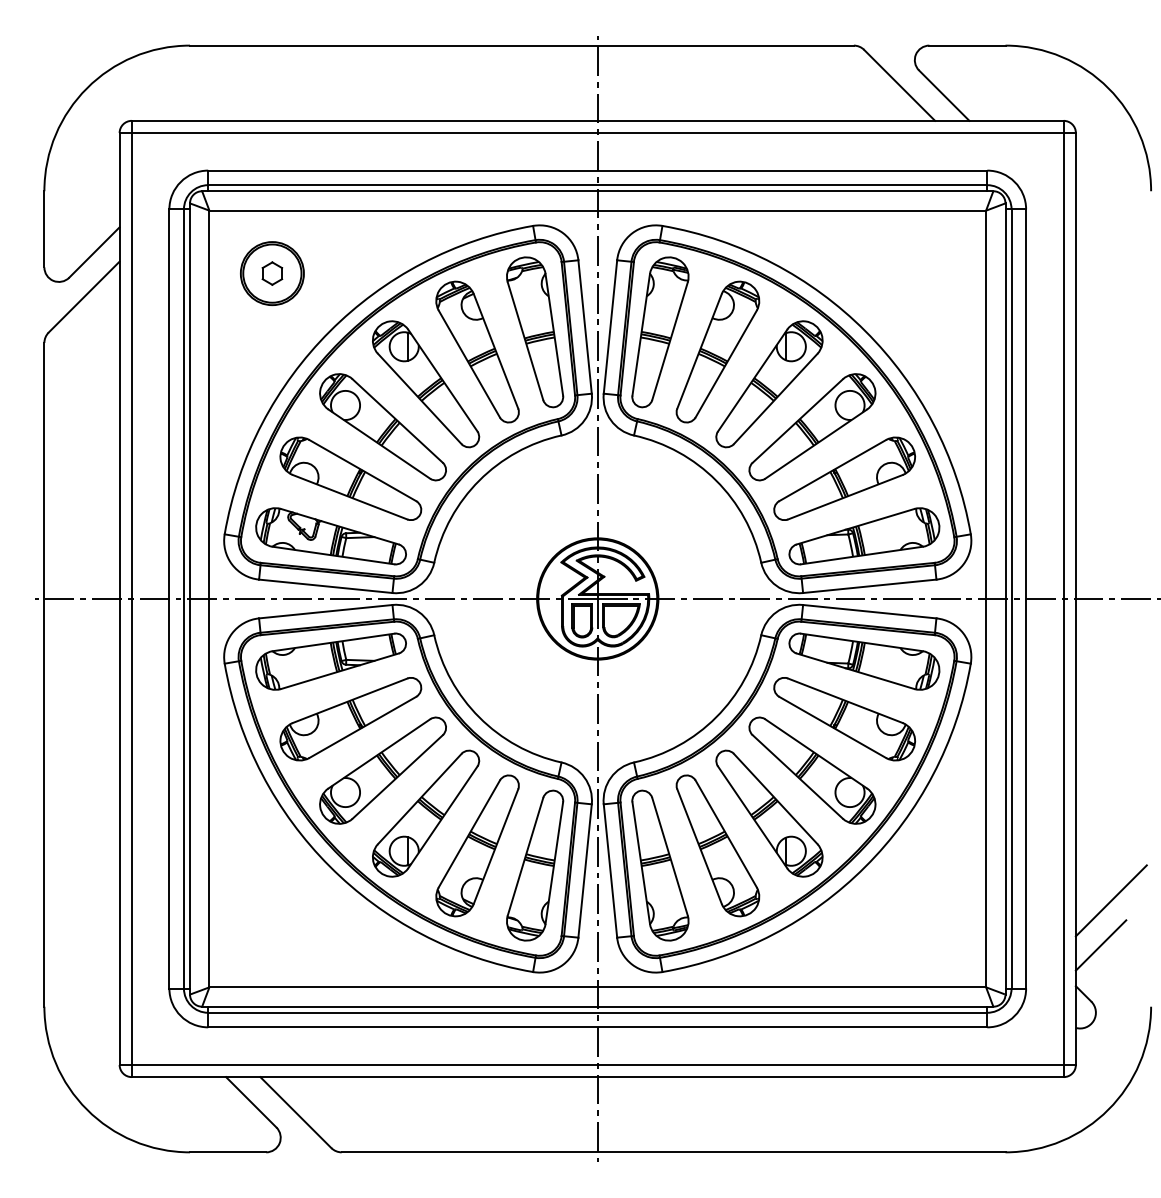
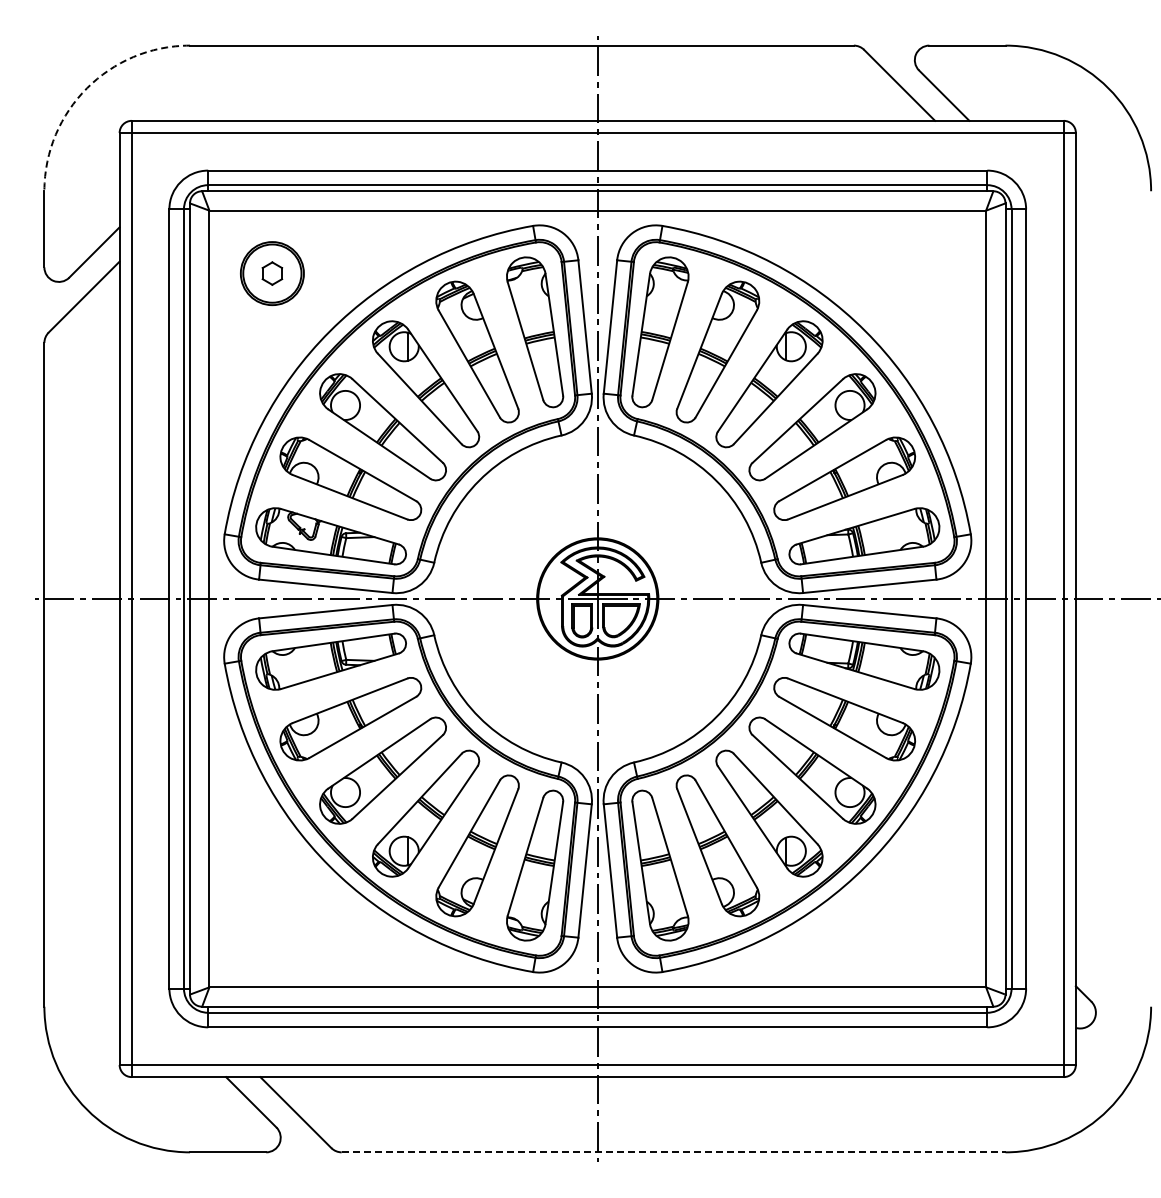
arc: solid -> dashed (87, 88)
line: present -> none (1110, 900)
line: present -> none (1100, 945)
line: solid -> dashed (673, 1152)
